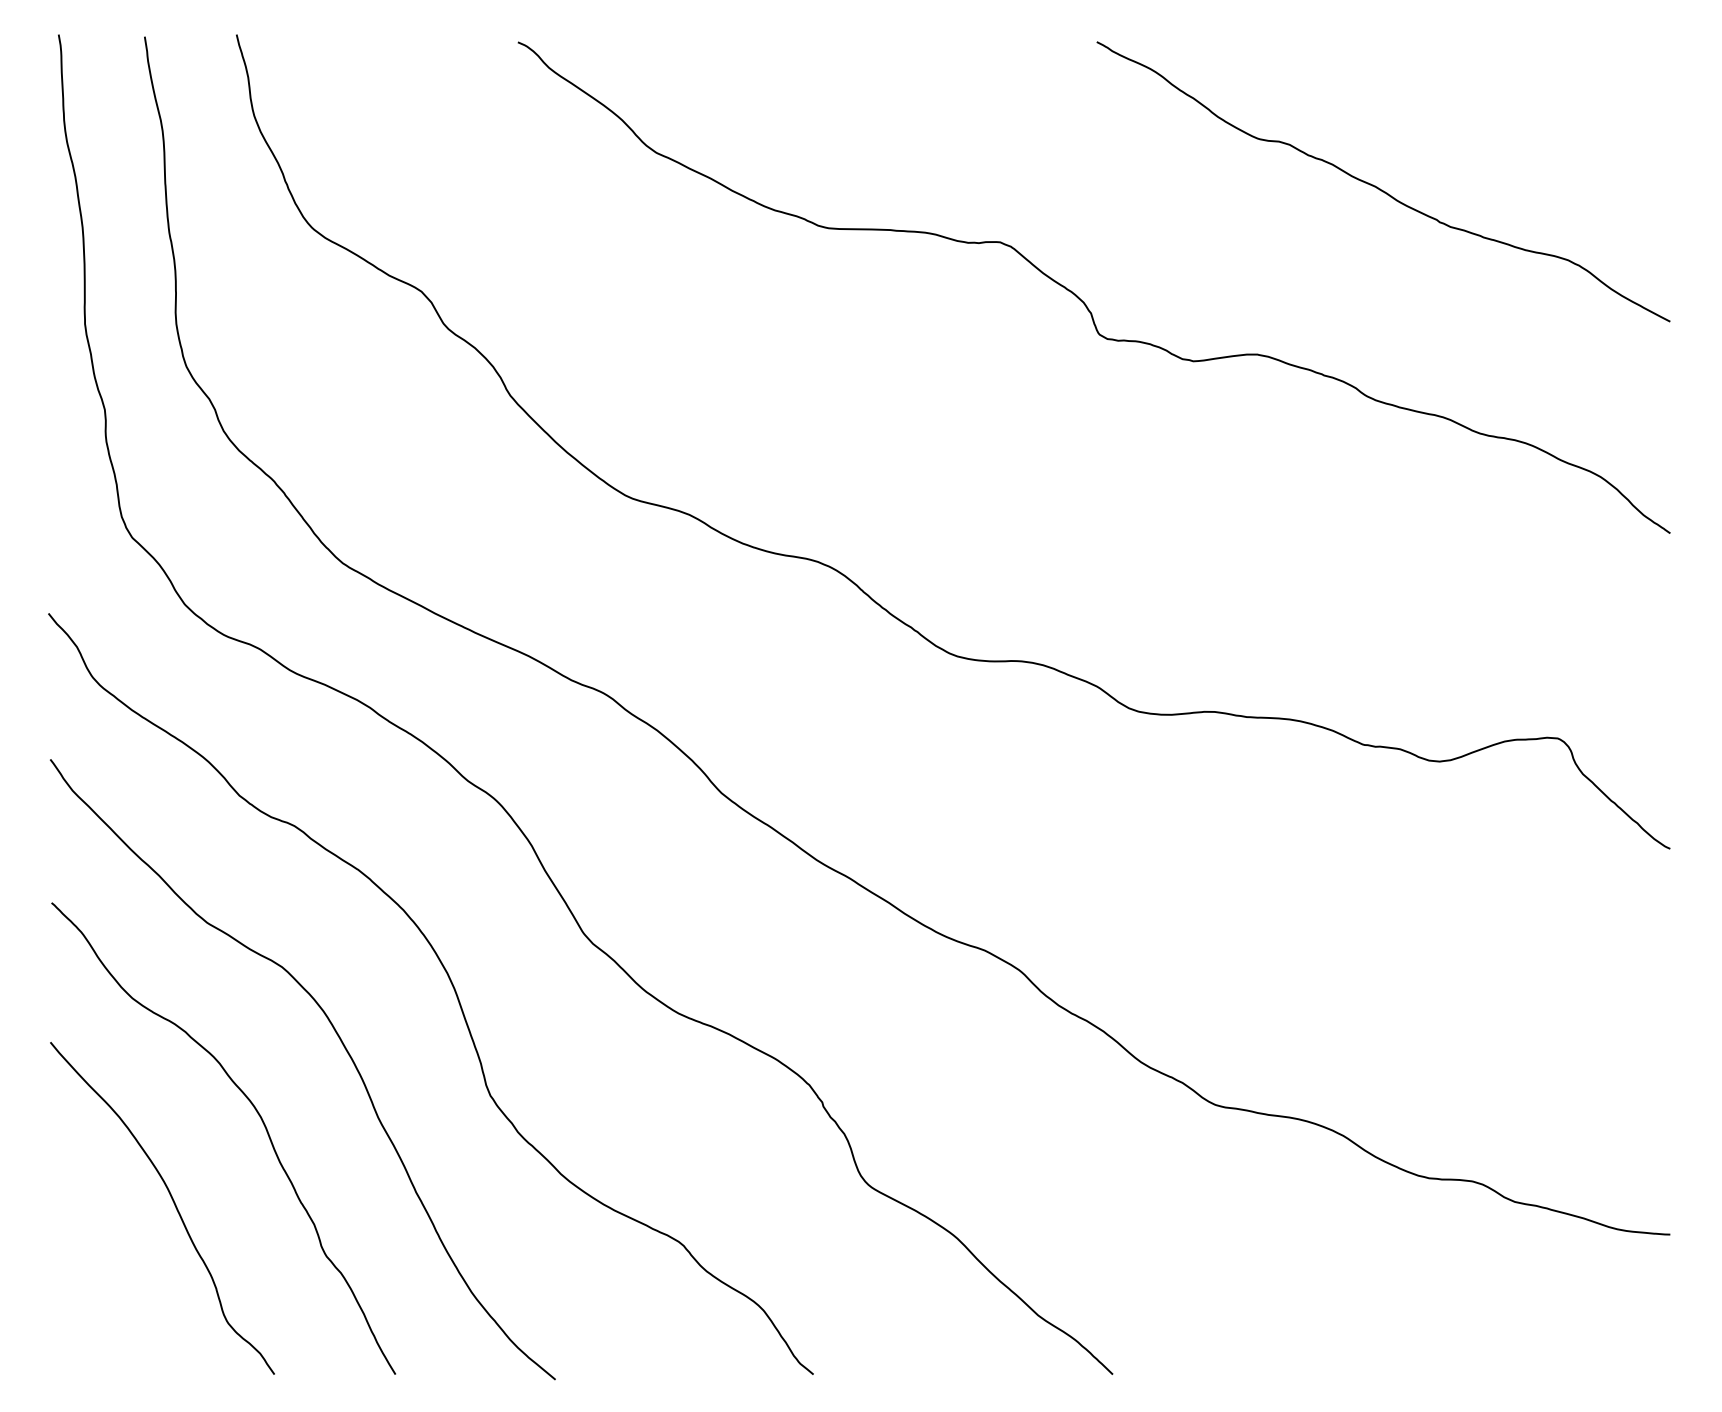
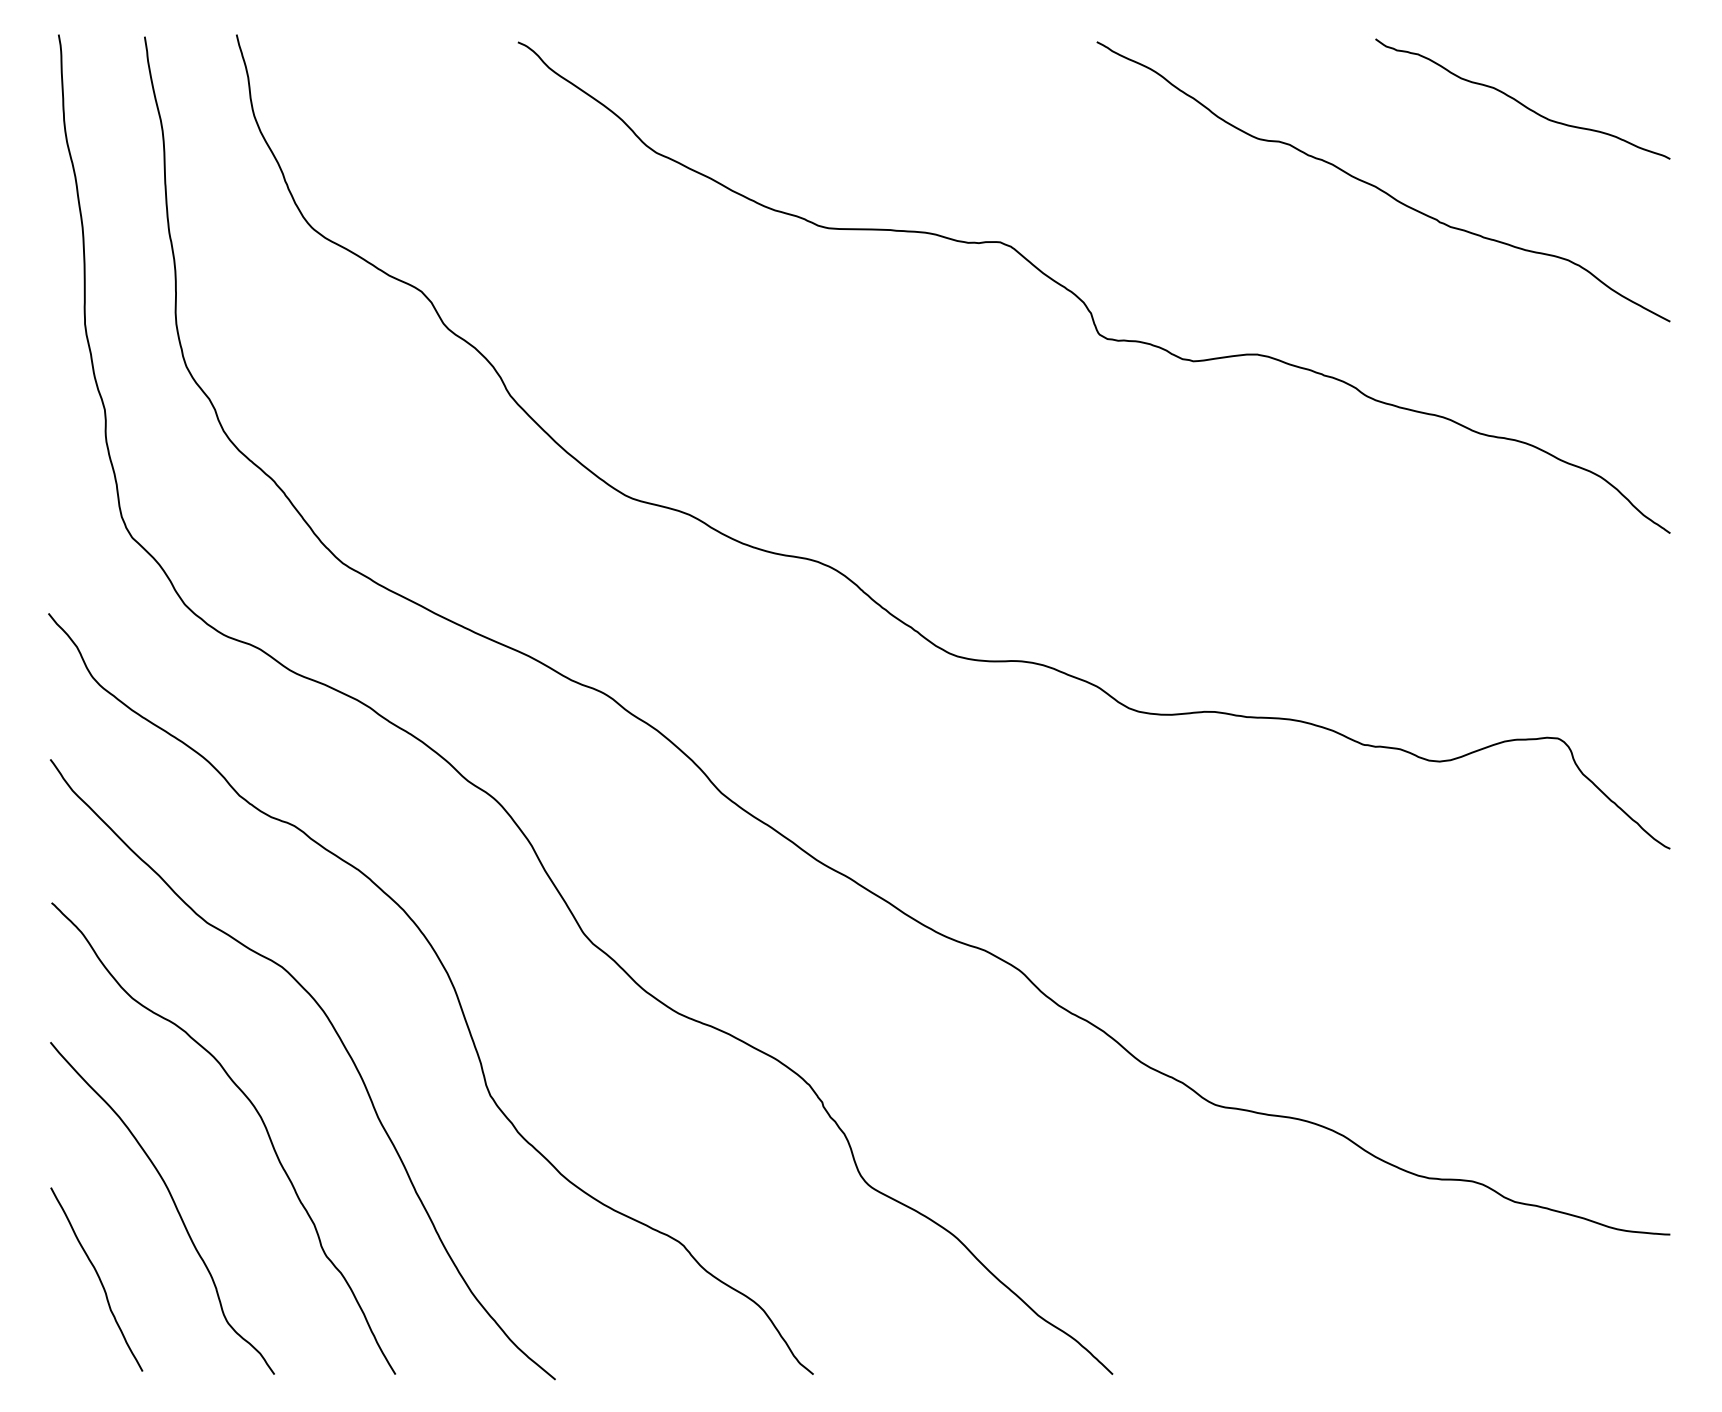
curve: none -> present (1521, 102)
curve: none -> present (98, 1278)
